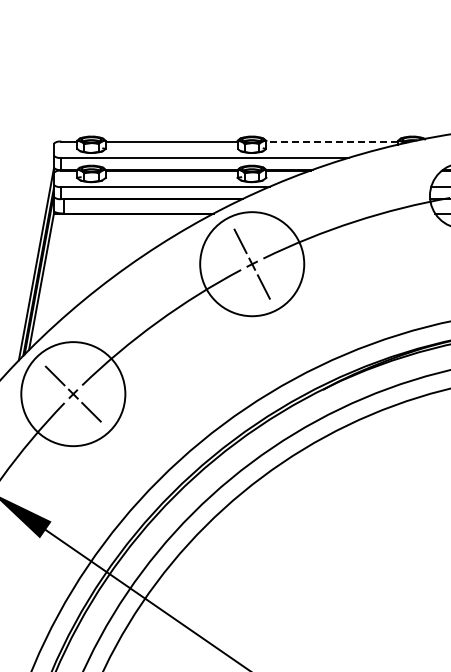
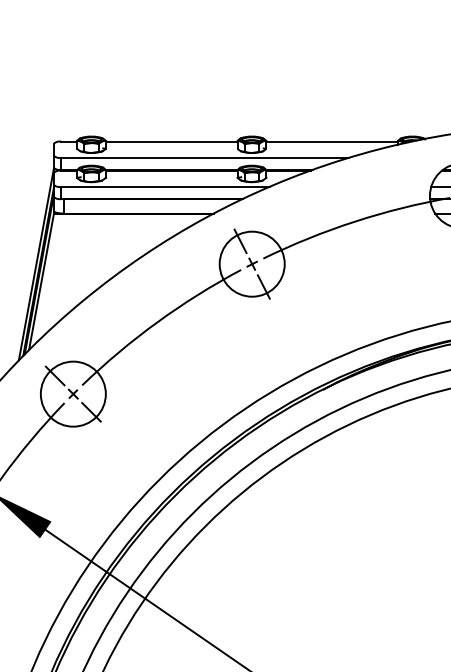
line: dashed -> solid (332, 141)
circle diameter: 104 px -> 65 px (251, 263)
circle diameter: 104 px -> 65 px (72, 393)
